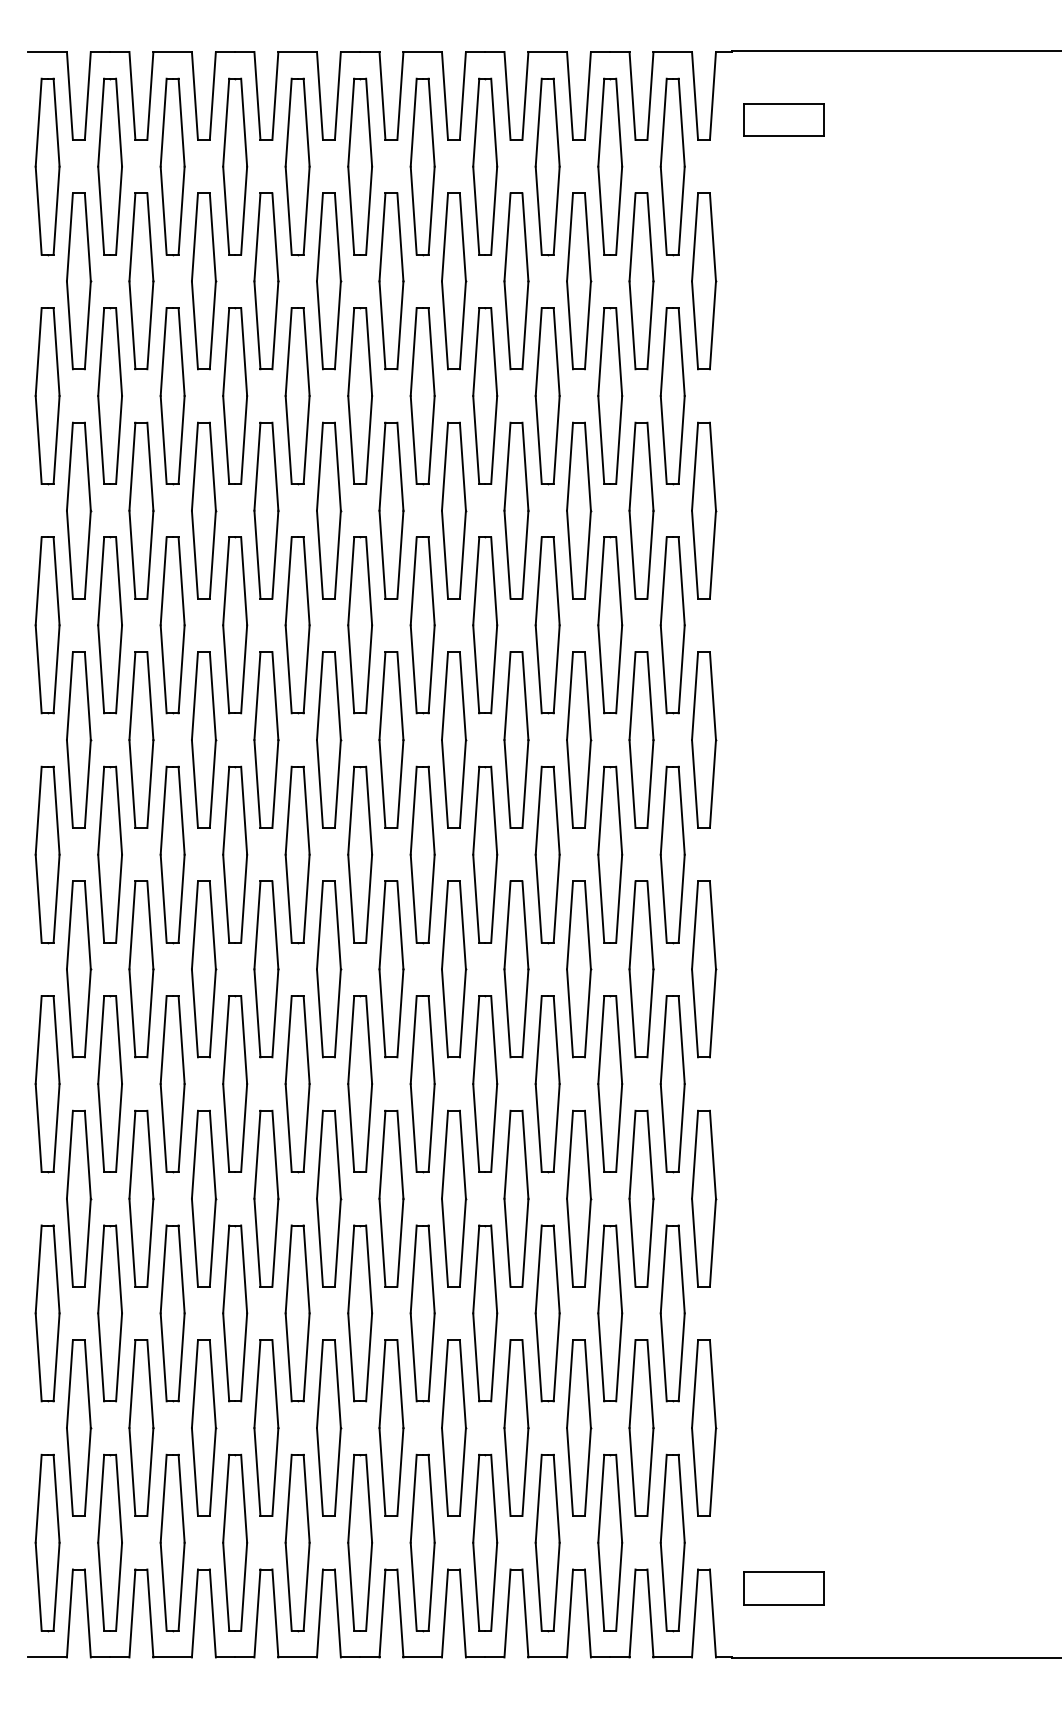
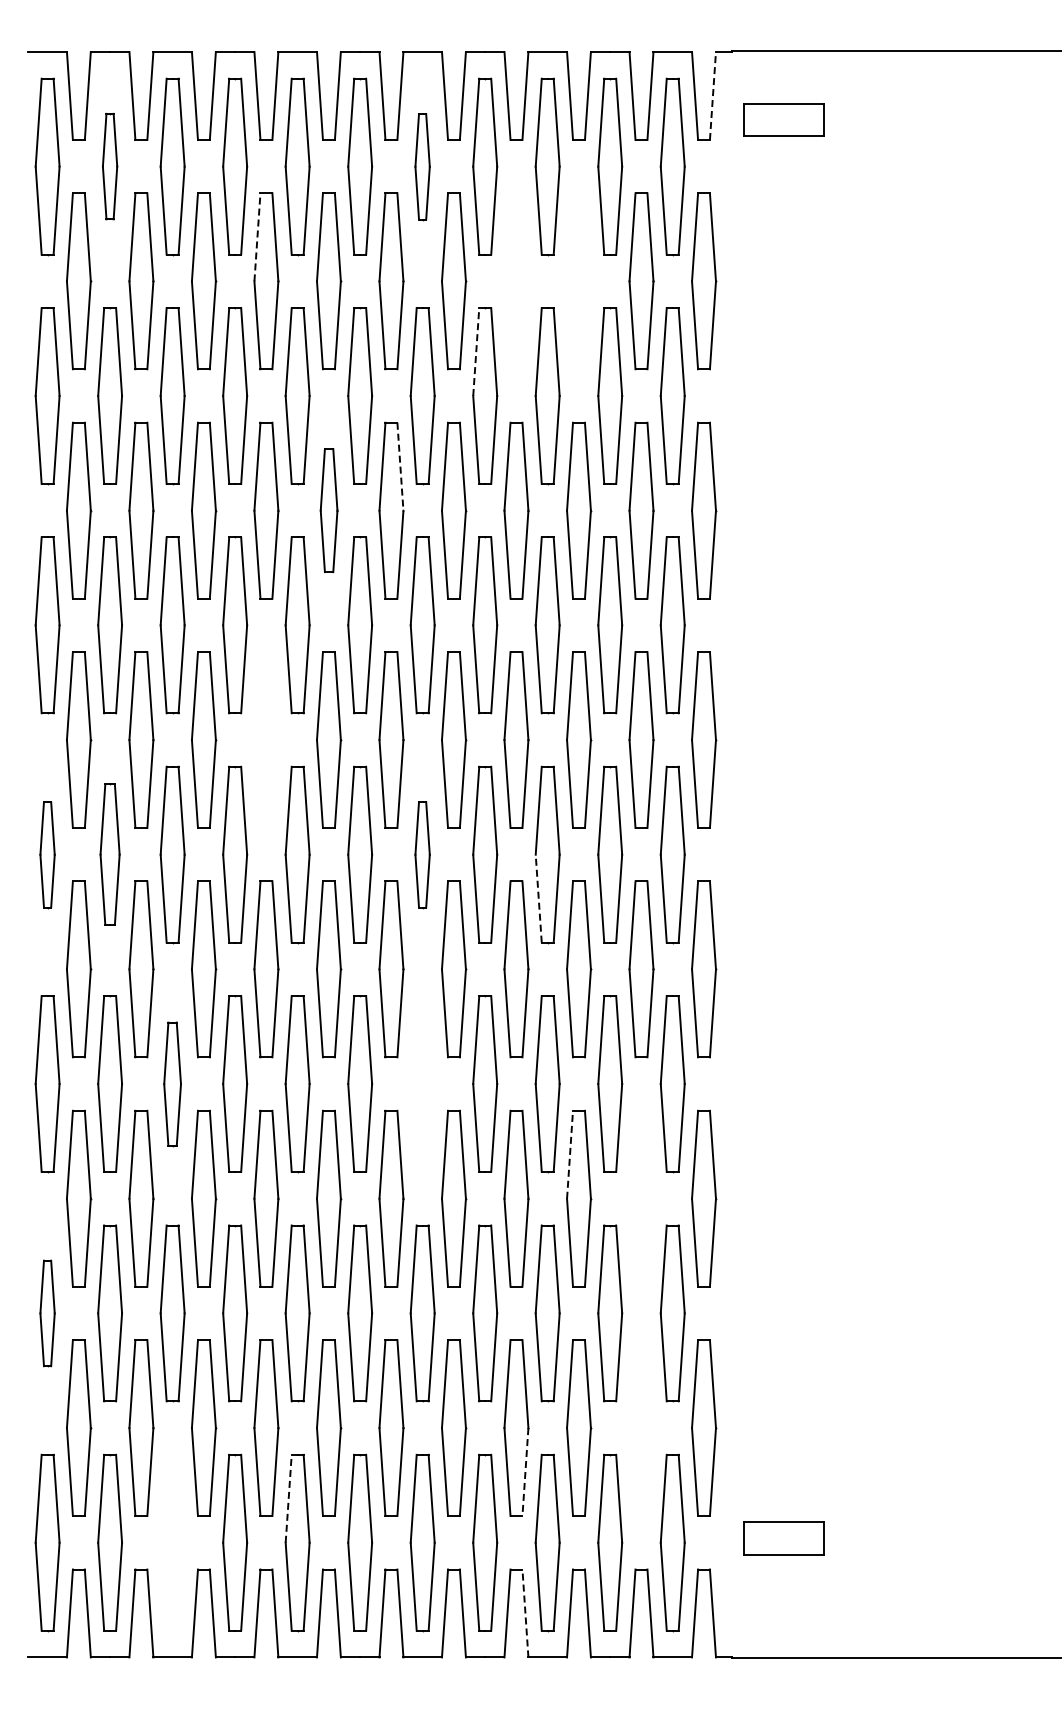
line: solid -> dashed (712, 95)
part size: 26x179 px -> 17x109 px (110, 166)
part size: 27x180 px -> 17x109 px (422, 167)
line: solid -> dashed (257, 236)
part: present -> none (516, 281)
part: present -> none (579, 281)
line: solid -> dashed (476, 351)
line: solid -> dashed (400, 467)
part size: 27x179 px -> 20x126 px (328, 510)
part: present -> none (266, 739)
part size: 27x180 px -> 17x109 px (47, 855)
part size: 26x179 px -> 22x143 px (109, 854)
part size: 27x180 px -> 17x109 px (422, 855)
line: solid -> dashed (538, 898)
part size: 27x179 px -> 19x127 px (172, 1084)
part: present -> none (422, 1084)
line: solid -> dashed (570, 1154)
part: present -> none (641, 1198)
part size: 27x179 px -> 17x109 px (47, 1313)
part: present -> none (641, 1427)
line: solid -> dashed (525, 1472)
line: solid -> dashed (288, 1498)
part: present -> none (172, 1542)
part position: (783, 1588) -> (783, 1538) (783, 1538)
line: solid -> dashed (525, 1612)
